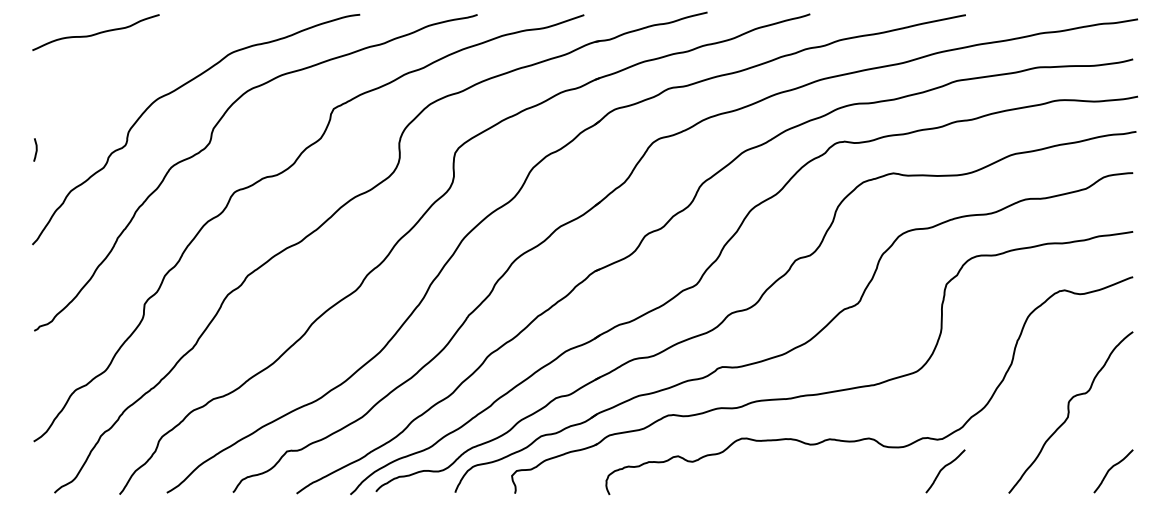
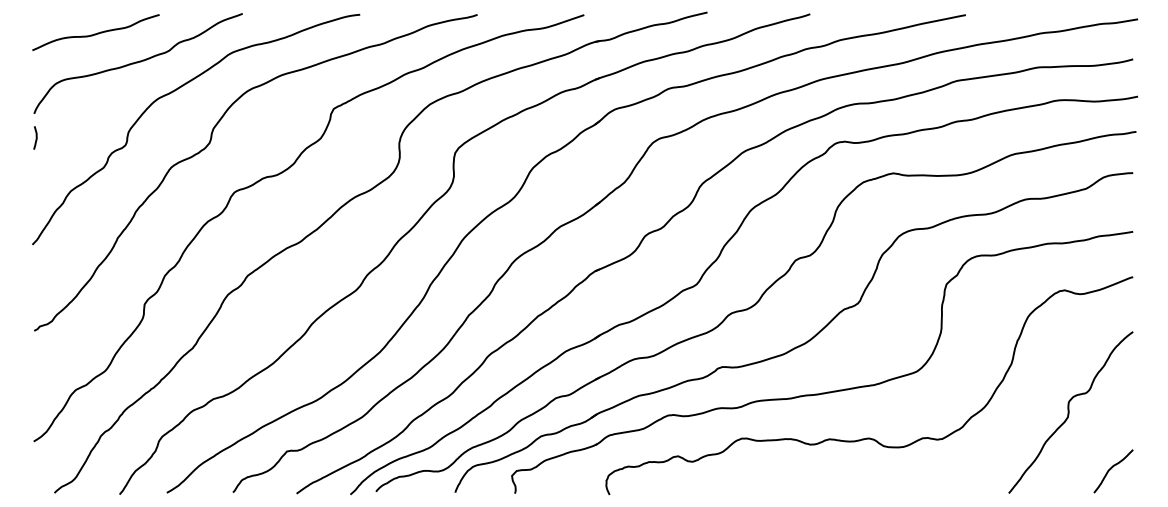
curve: none -> present (137, 63)
curve position: (35, 149) -> (35, 137) (35, 137)
curve: present -> none (943, 469)
